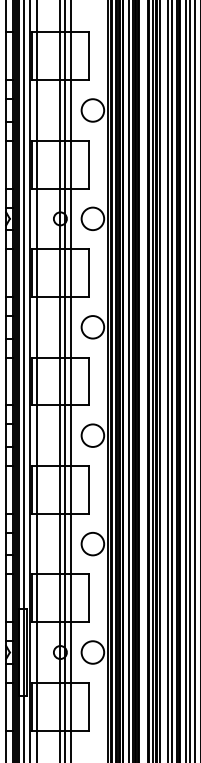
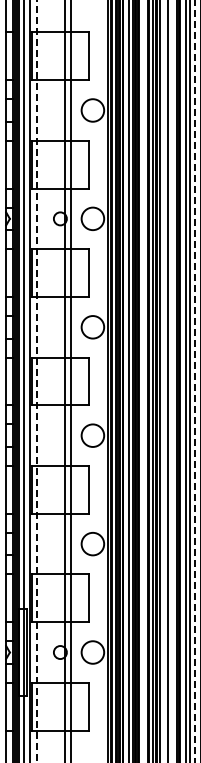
line: present -> none (60, 380)
line: present -> none (172, 380)
line: solid -> dashed (36, 381)
line: solid -> dashed (194, 381)
